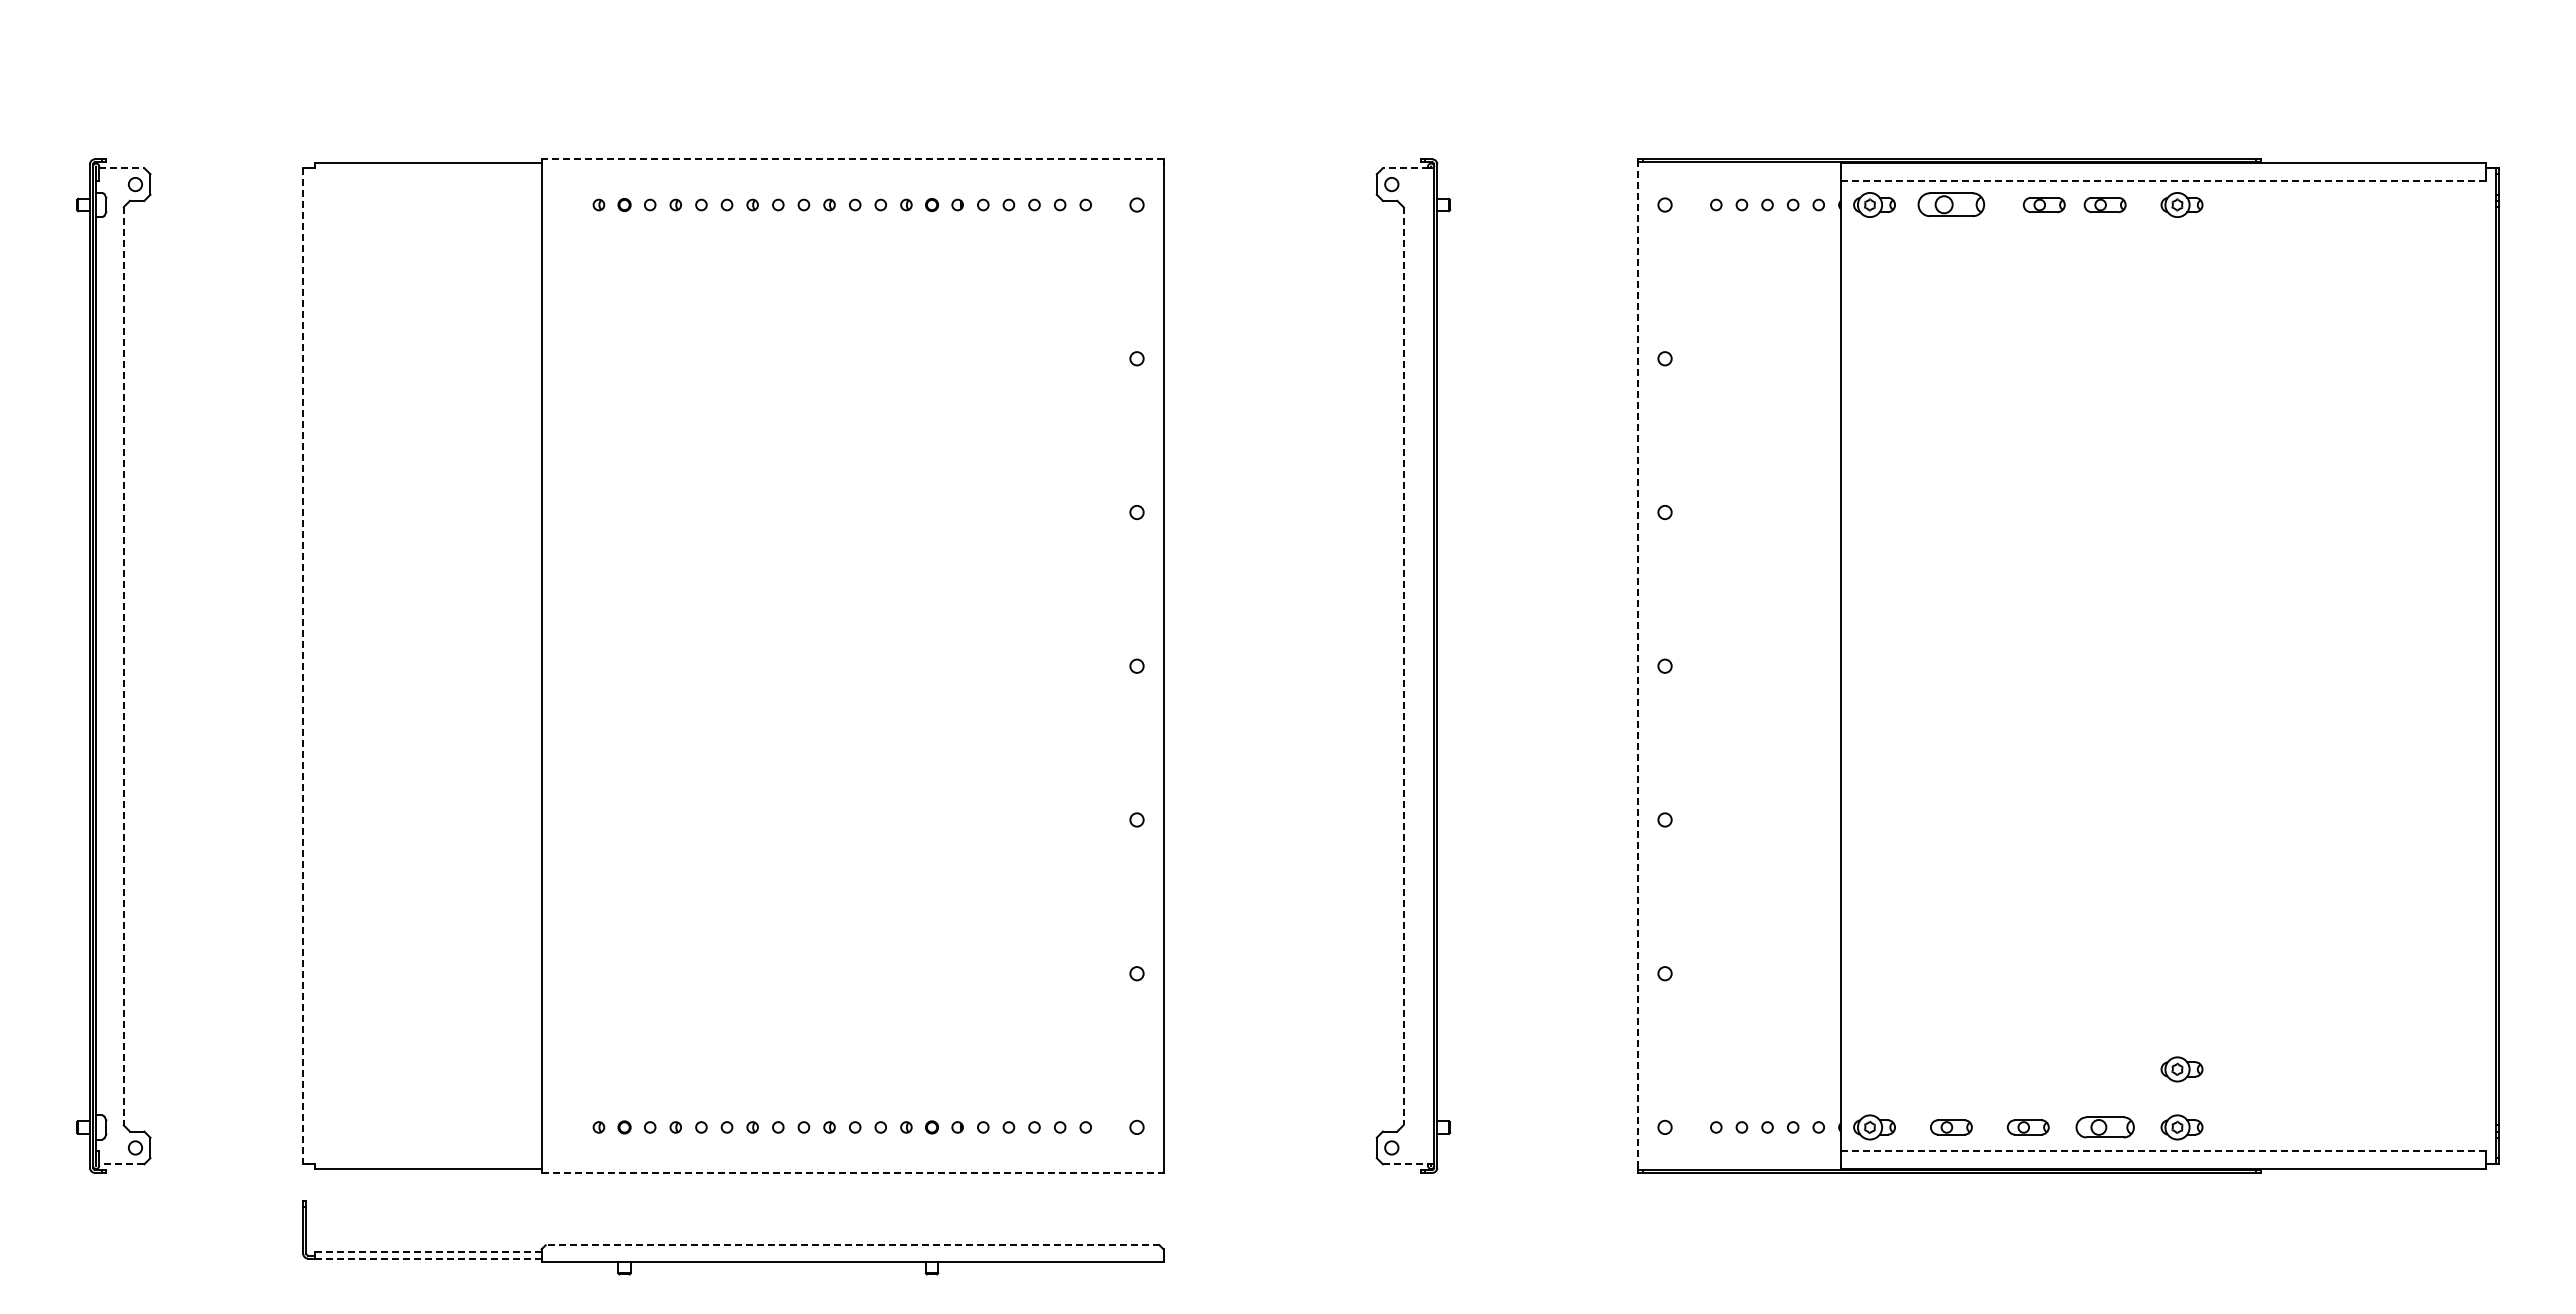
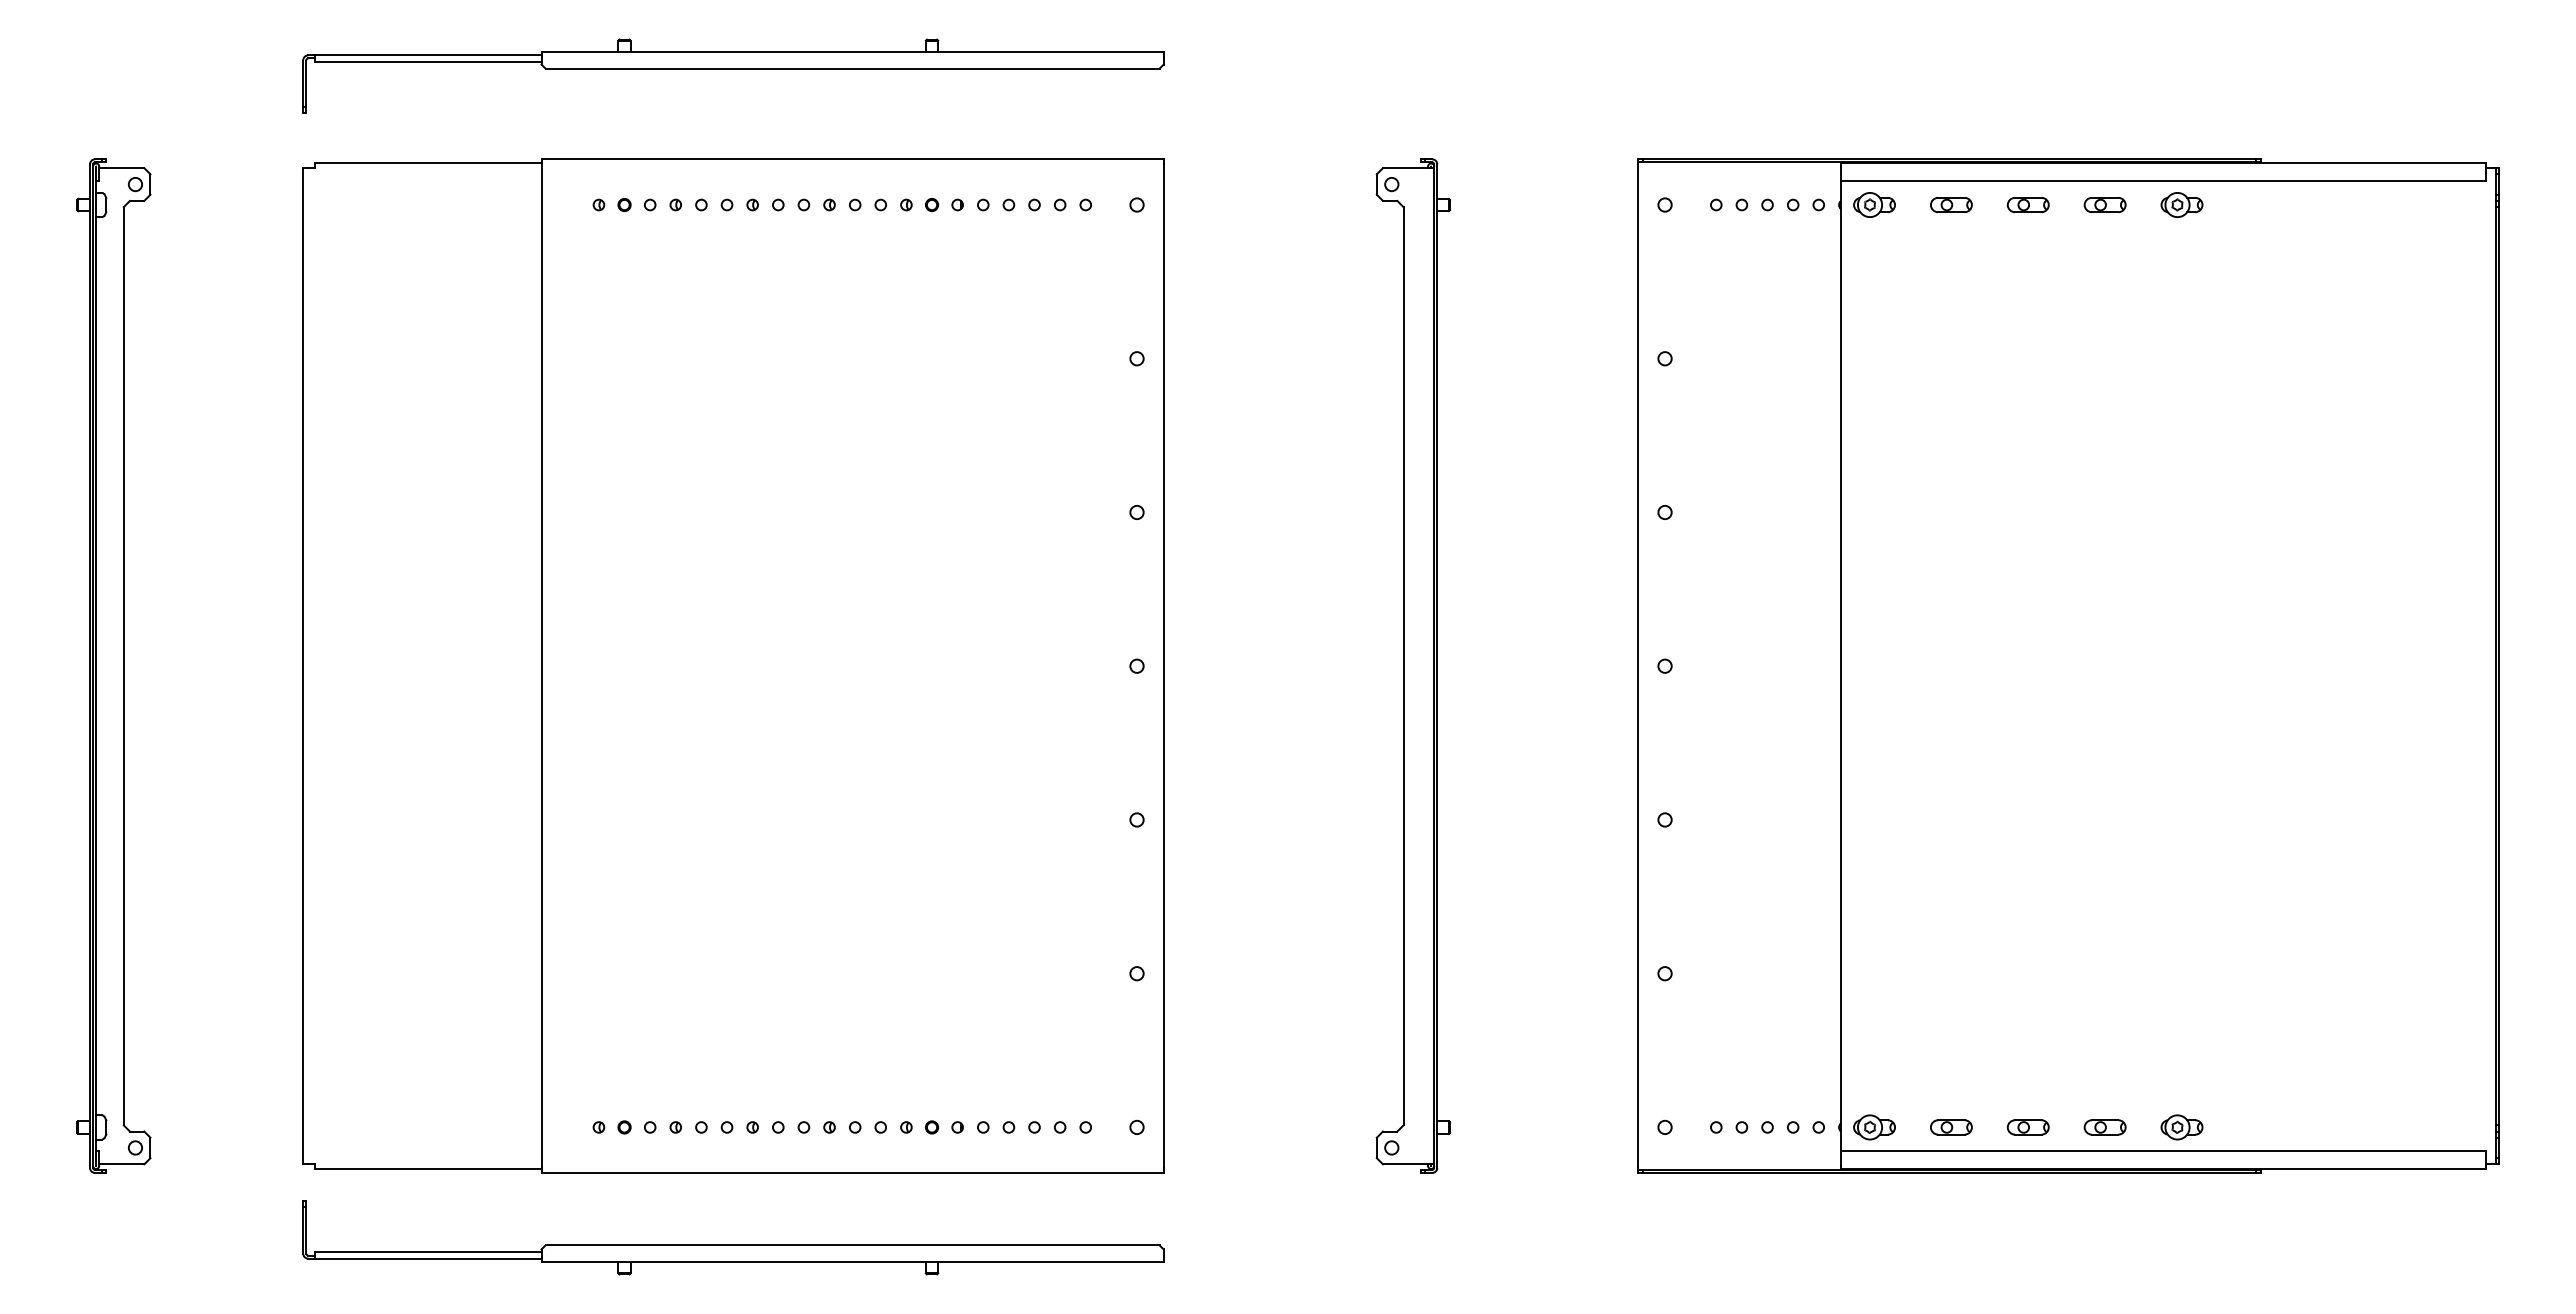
part: none -> present (733, 75)
line: dashed -> solid (852, 159)
line: dashed -> solid (122, 168)
line: dashed -> solid (1405, 168)
line: dashed -> solid (2163, 181)
part size: 69x26 px -> 43x17 px (1951, 205)
part position: (2043, 205) -> (2027, 205) (2027, 205)
line: dashed -> solid (123, 666)
line: dashed -> solid (303, 666)
line: dashed -> solid (1403, 666)
line: dashed -> solid (1638, 666)
part: present -> none (2181, 1069)
part size: 60x23 px -> 44x17 px (2104, 1127)
line: dashed -> solid (2163, 1151)
line: dashed -> solid (121, 1164)
line: dashed -> solid (1406, 1164)
line: dashed -> solid (853, 1172)
line: dashed -> solid (852, 1245)
line: dashed -> solid (428, 1252)
line: dashed -> solid (428, 1258)
